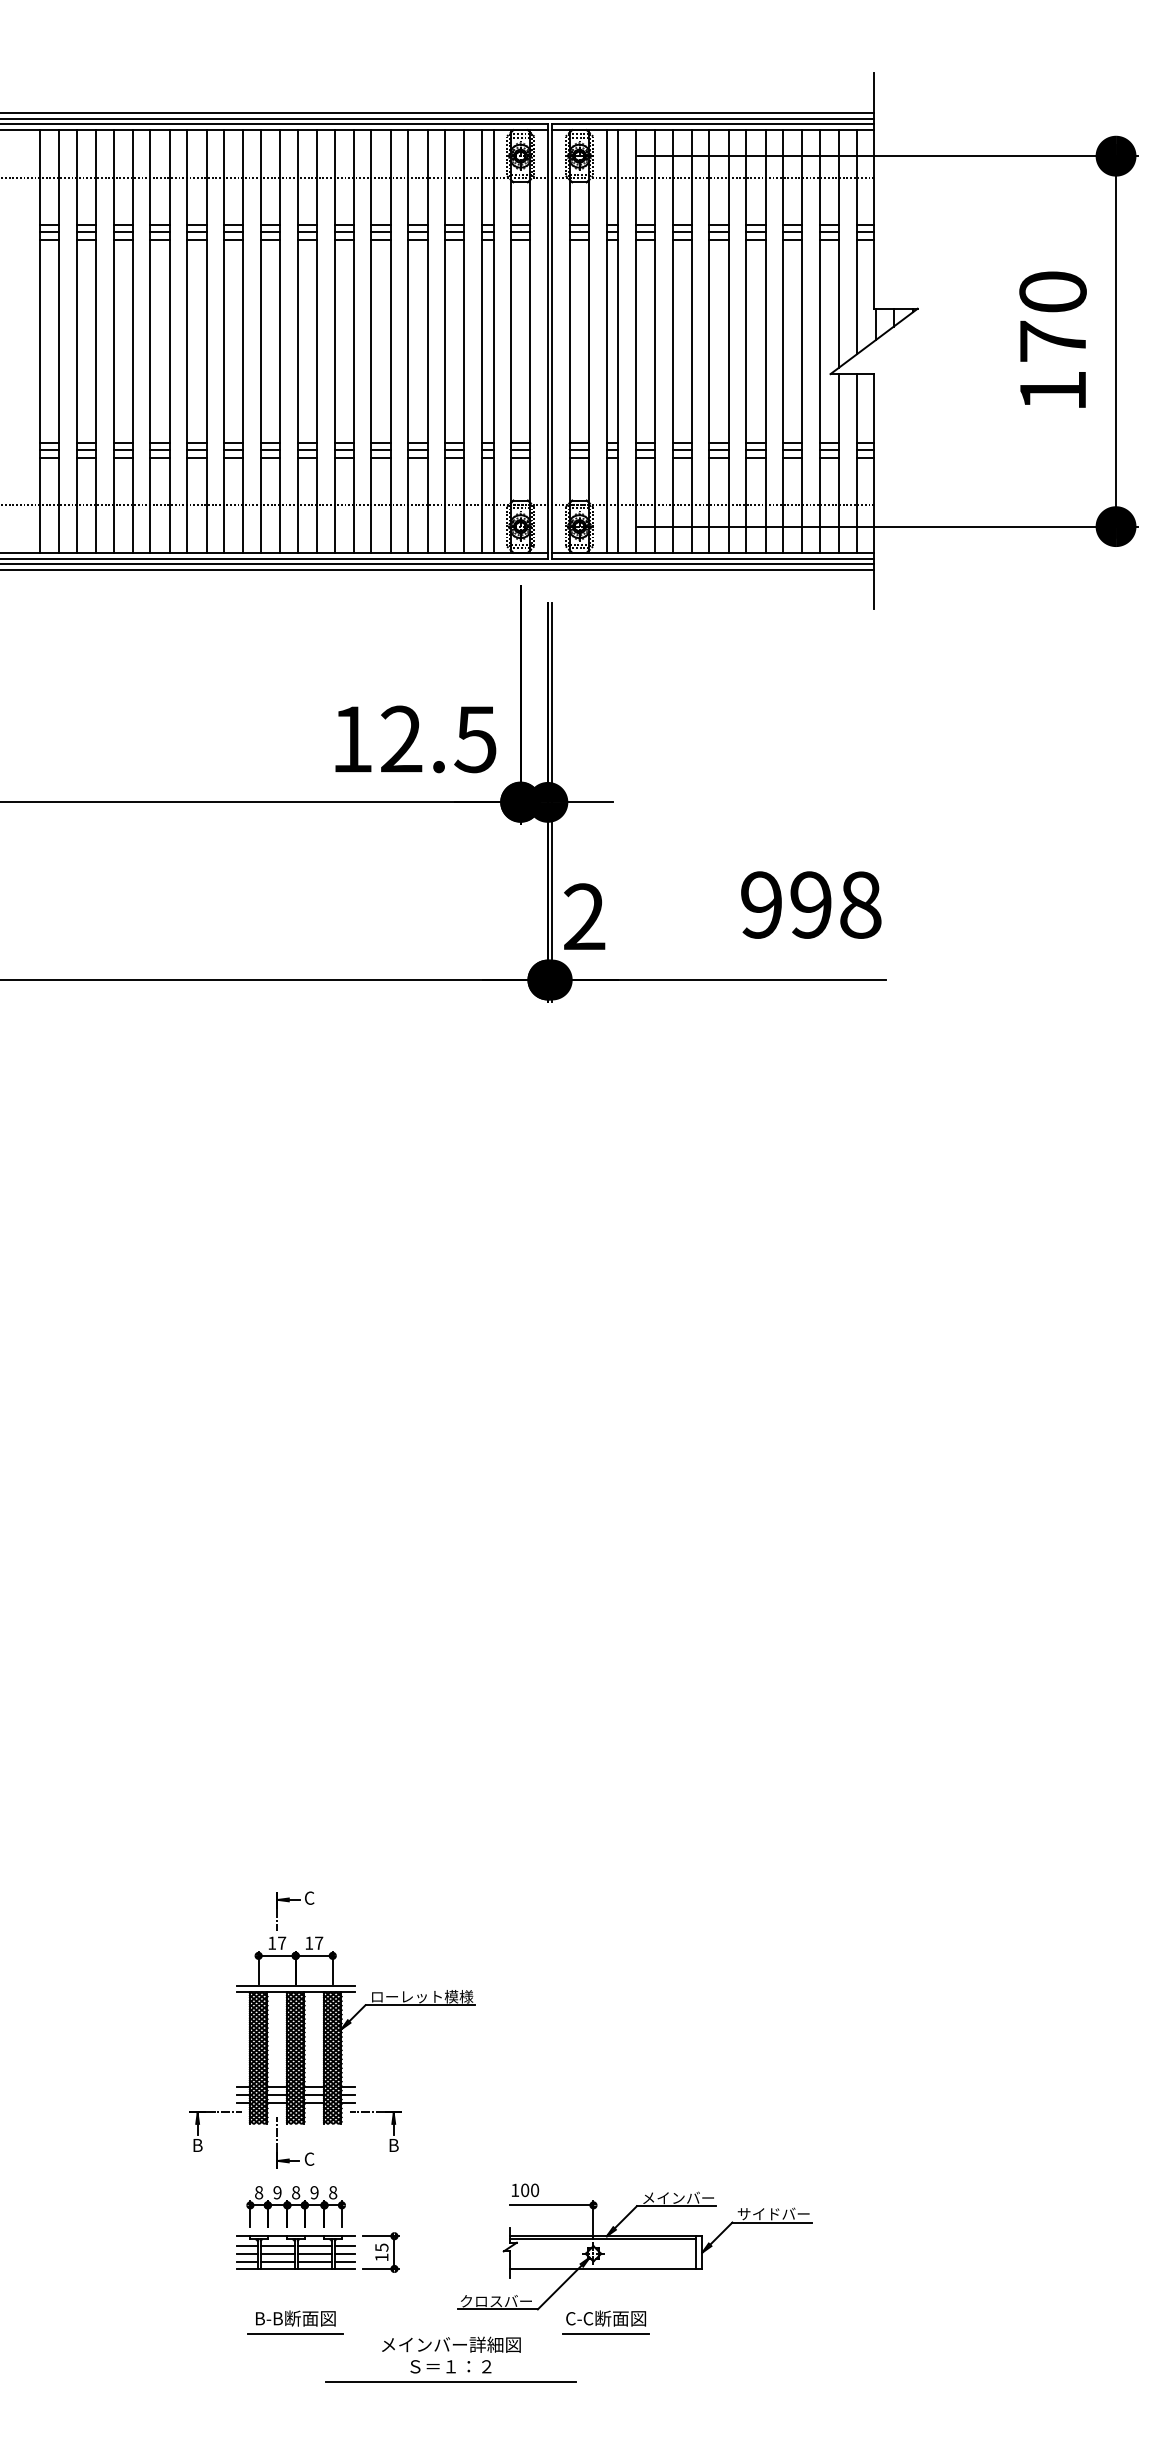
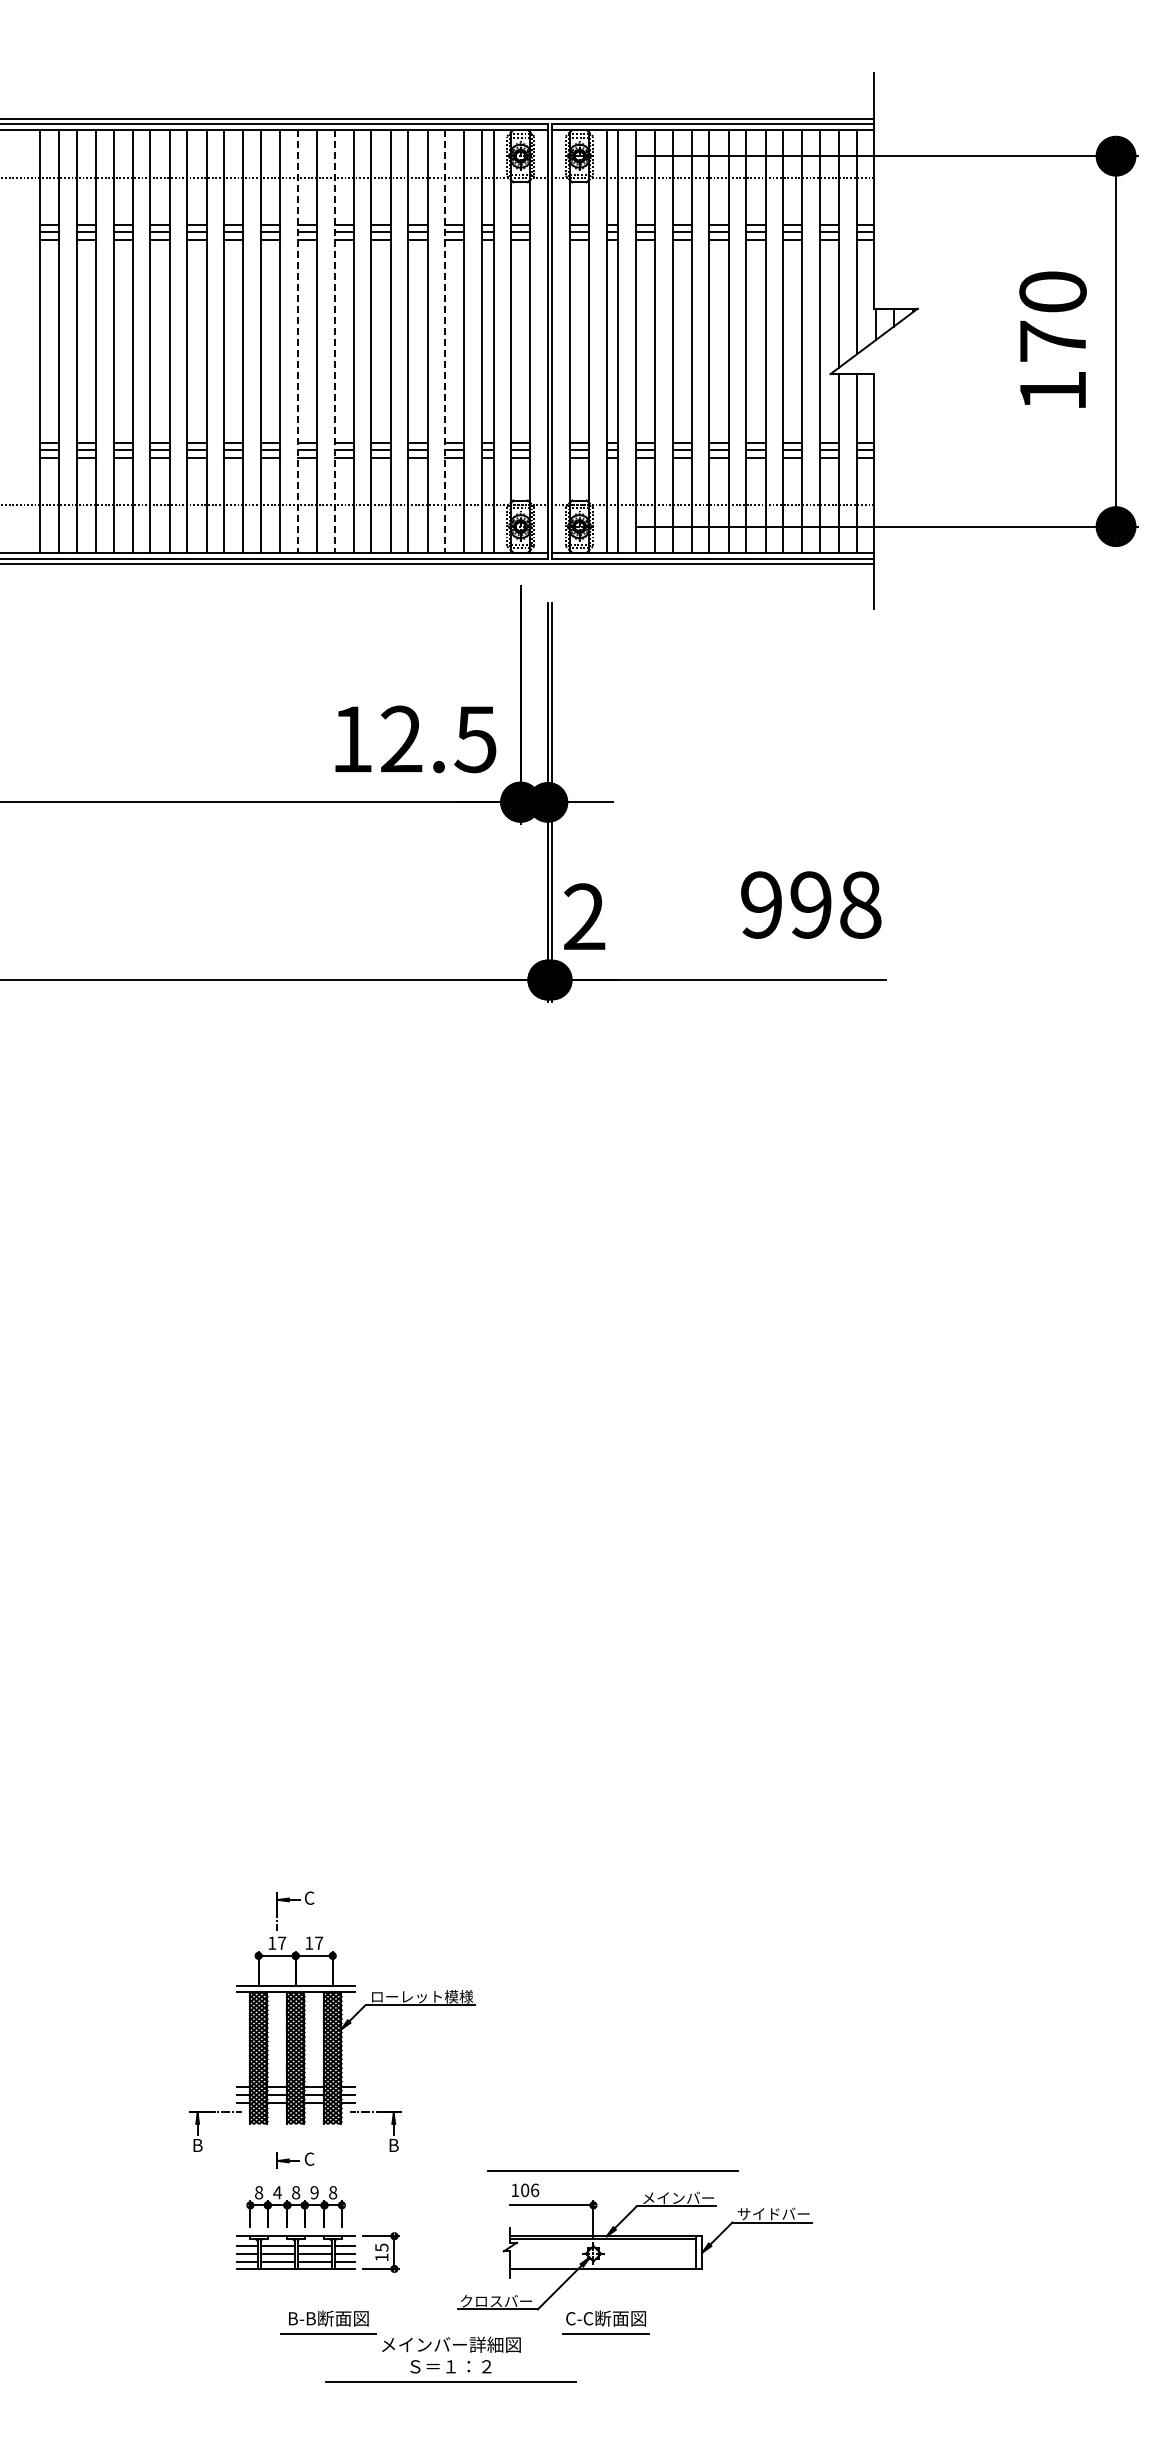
line: present -> none (438, 112)
line: solid -> dashed (297, 341)
line: solid -> dashed (334, 341)
line: solid -> dashed (444, 341)
line: present -> none (438, 570)
line: present -> none (277, 2133)
line: none -> present (612, 2170)
text: 100 -> 106 (535, 2189)
text: 9 -> 4 (277, 2192)
part position: (295, 2322) -> (328, 2322) (328, 2322)
